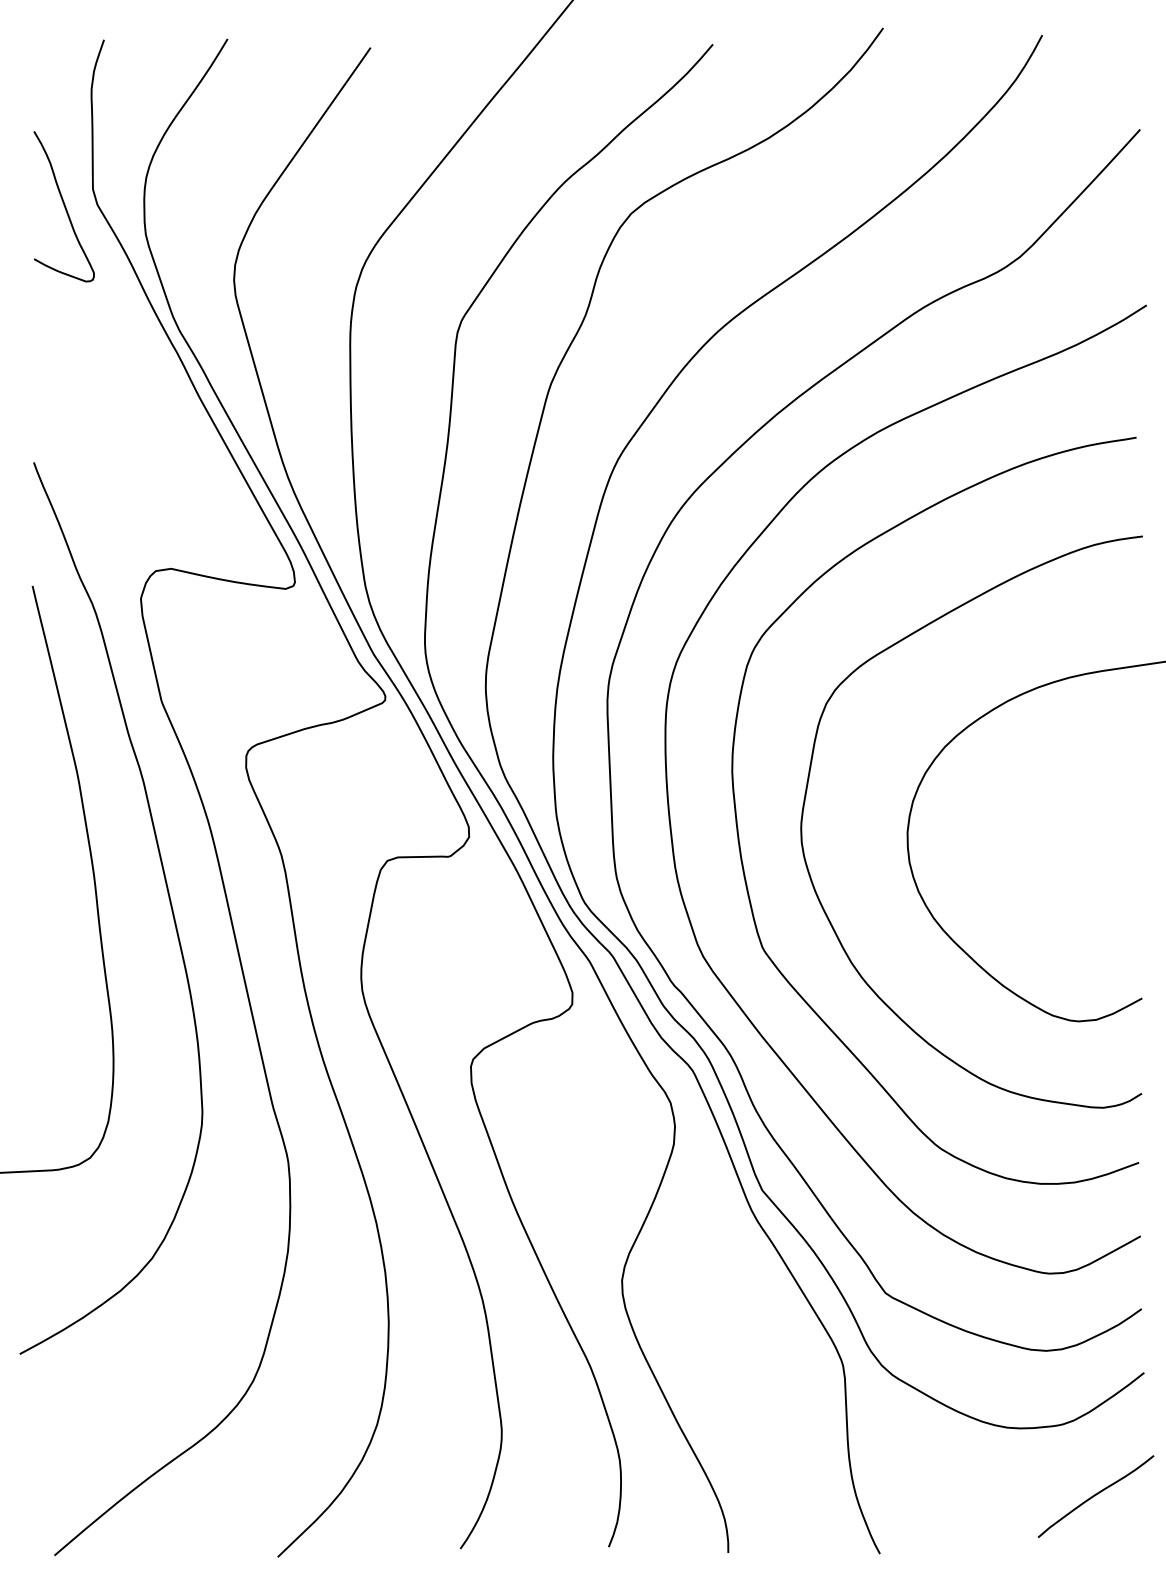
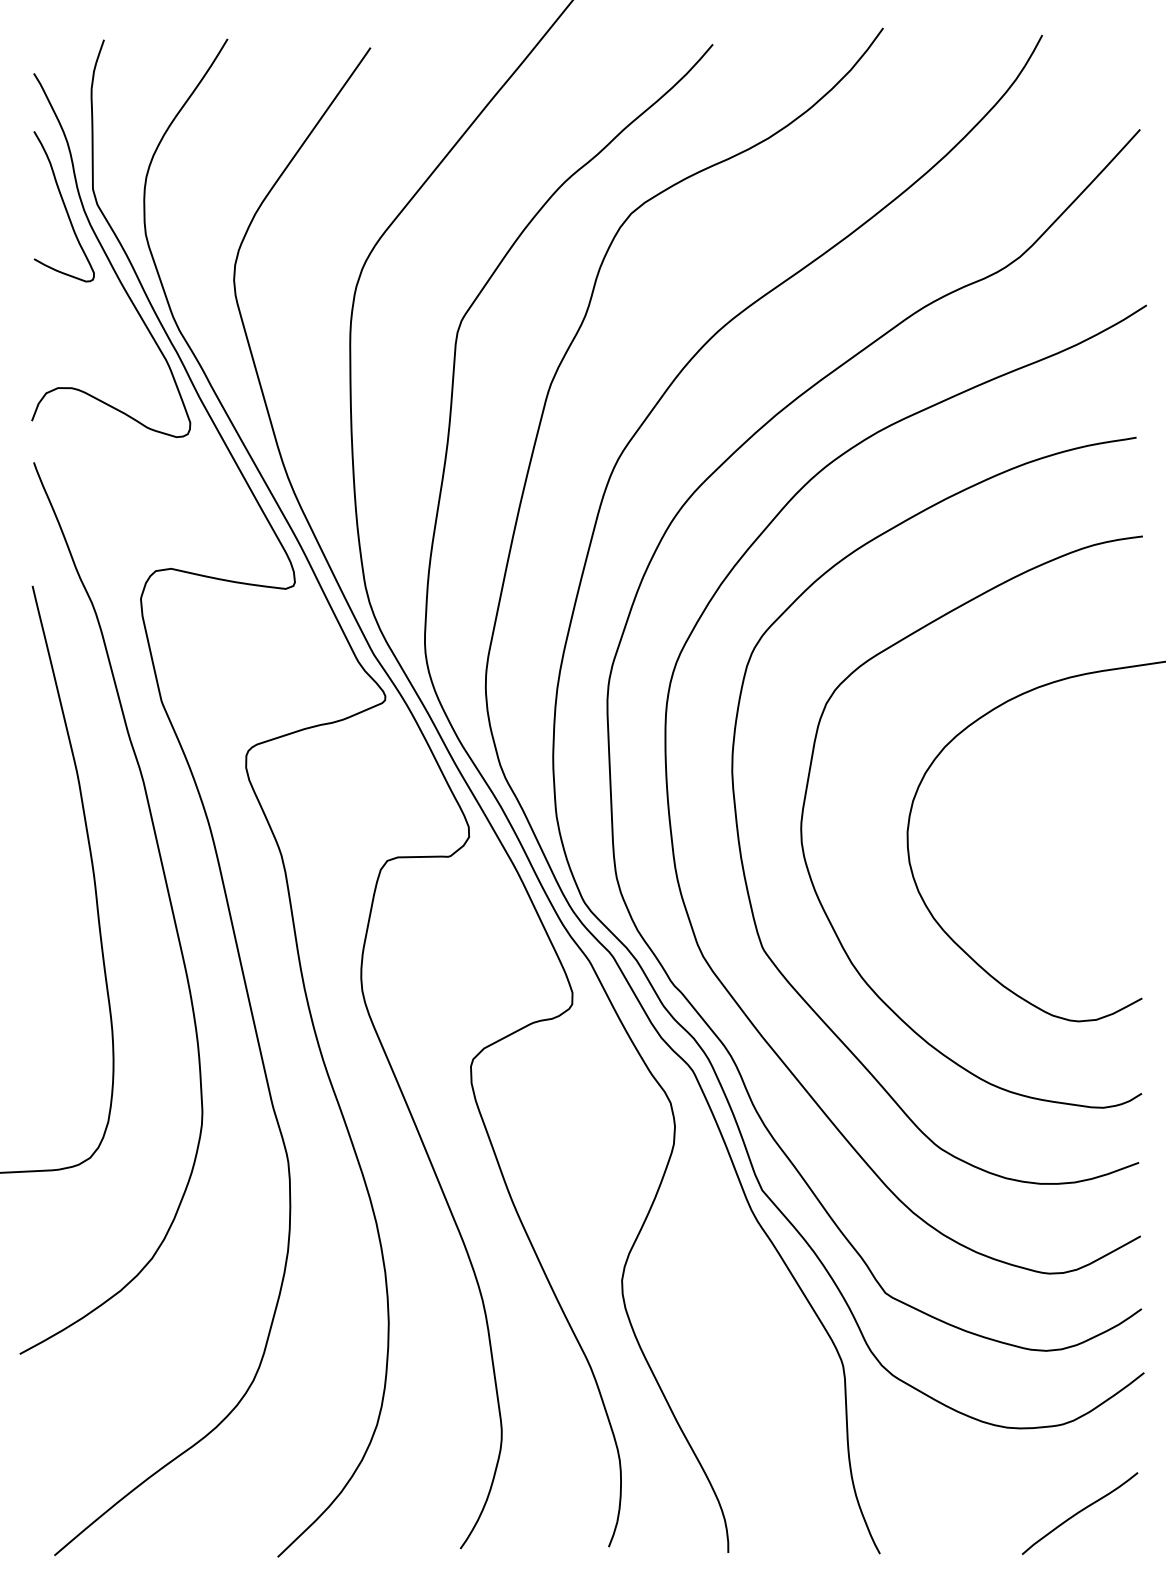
curve: none -> present (108, 256)
curve position: (1095, 1496) -> (1079, 1513) (1079, 1513)
